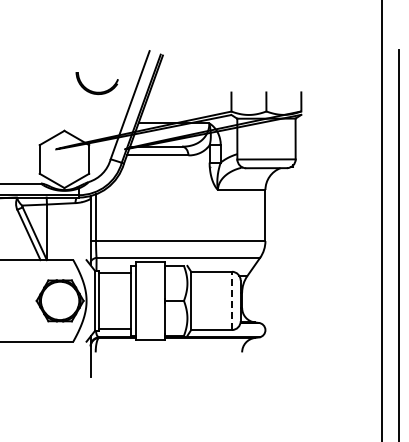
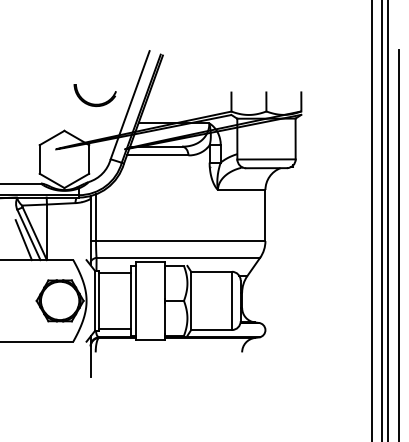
part position: (96, 91) -> (94, 103) (94, 103)
line: none -> present (371, 220)
line: none -> present (387, 220)
line: none -> present (23, 240)
line: dashed -> solid (231, 300)
